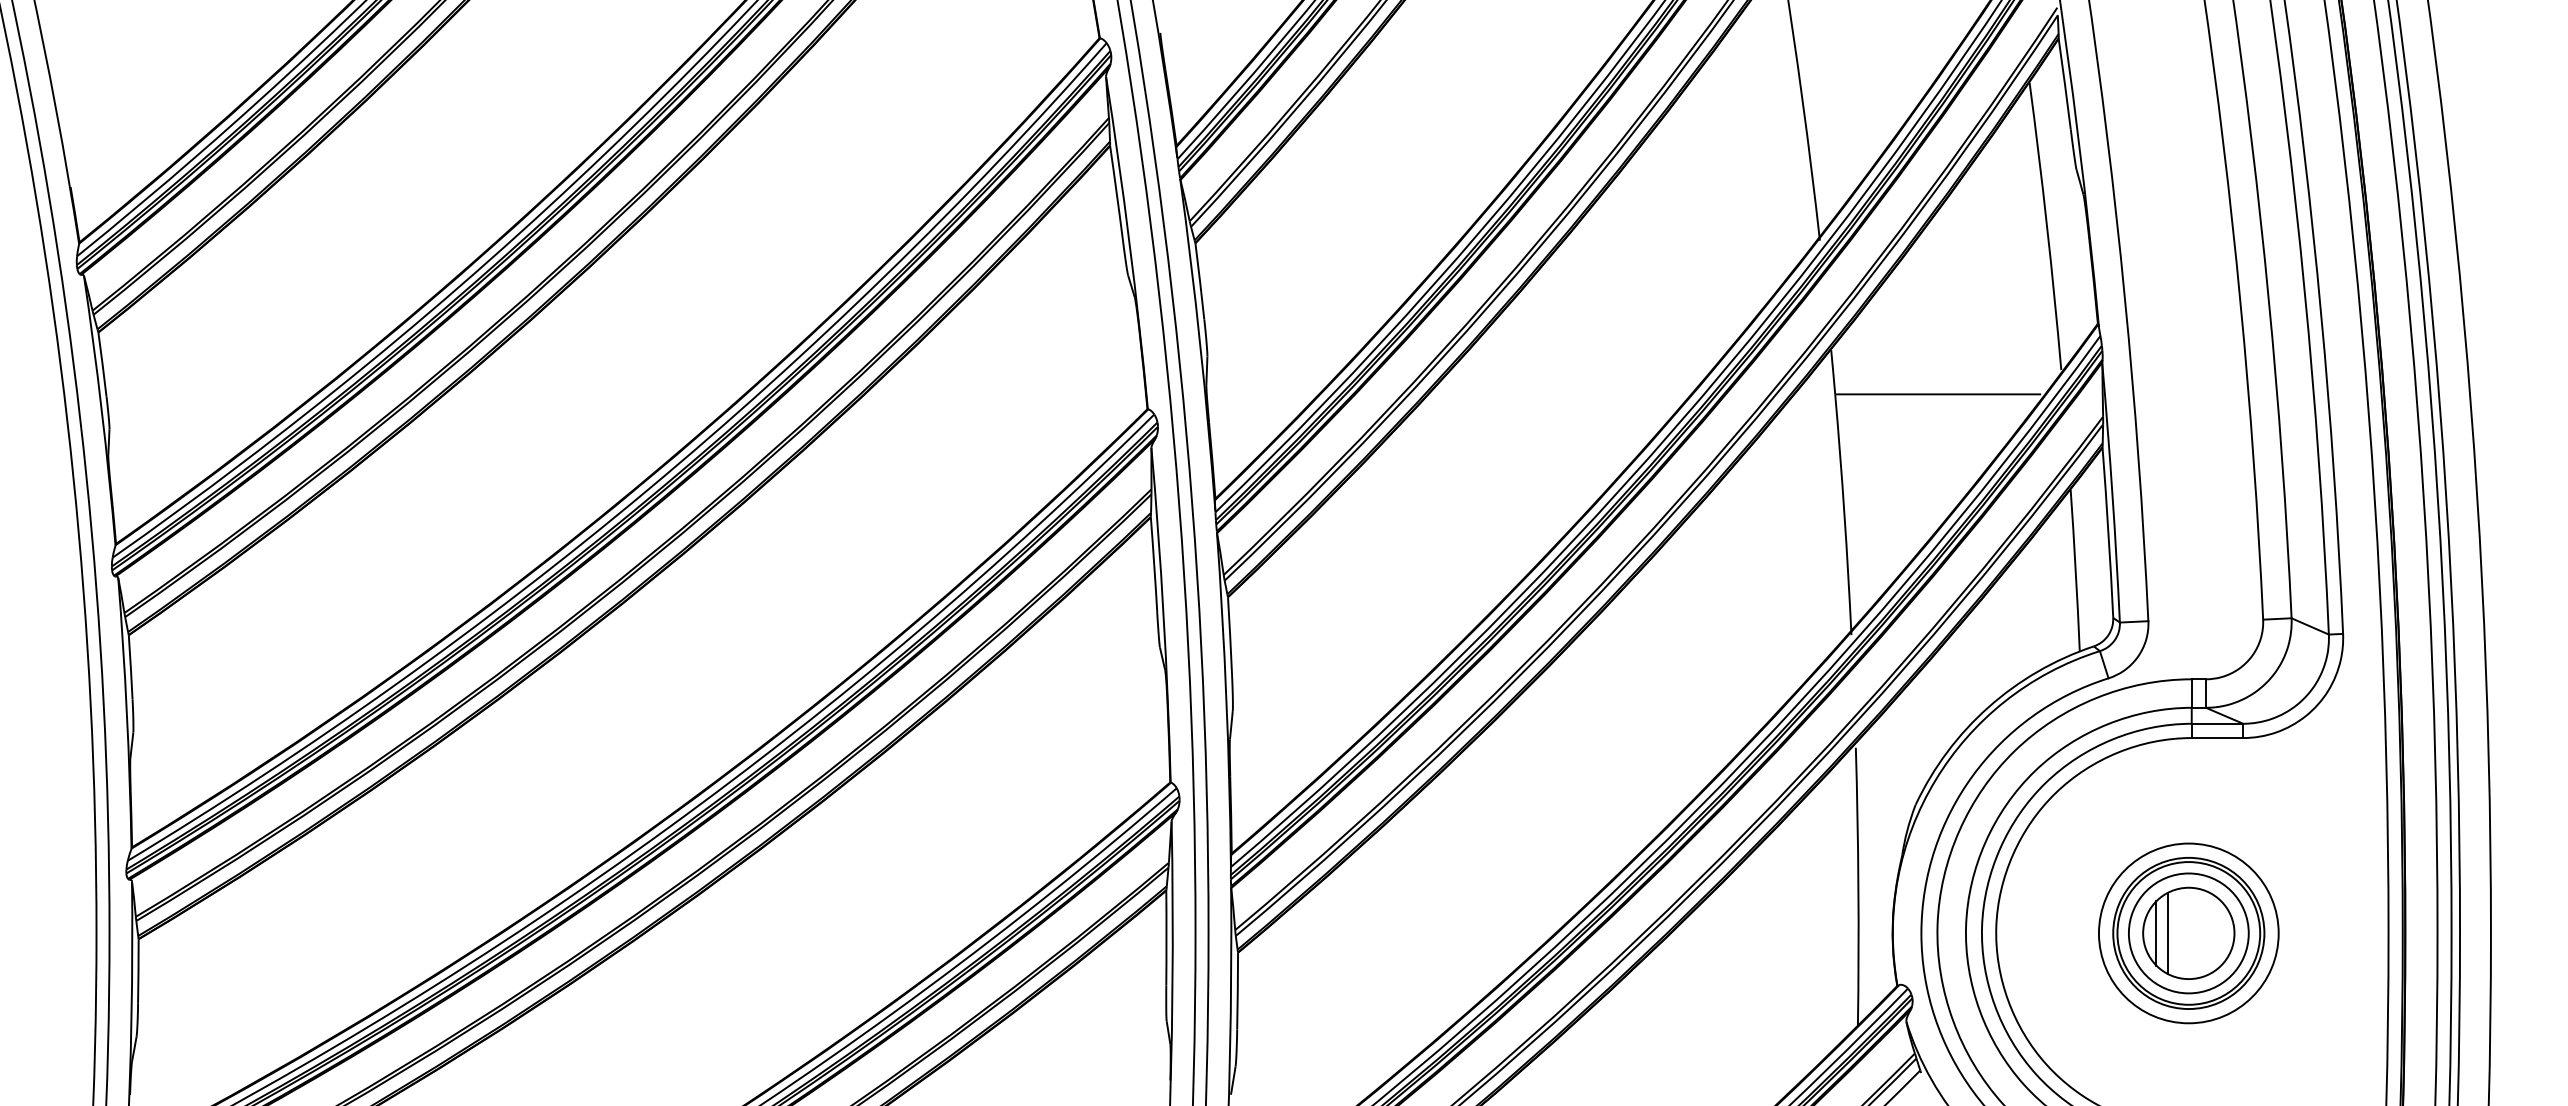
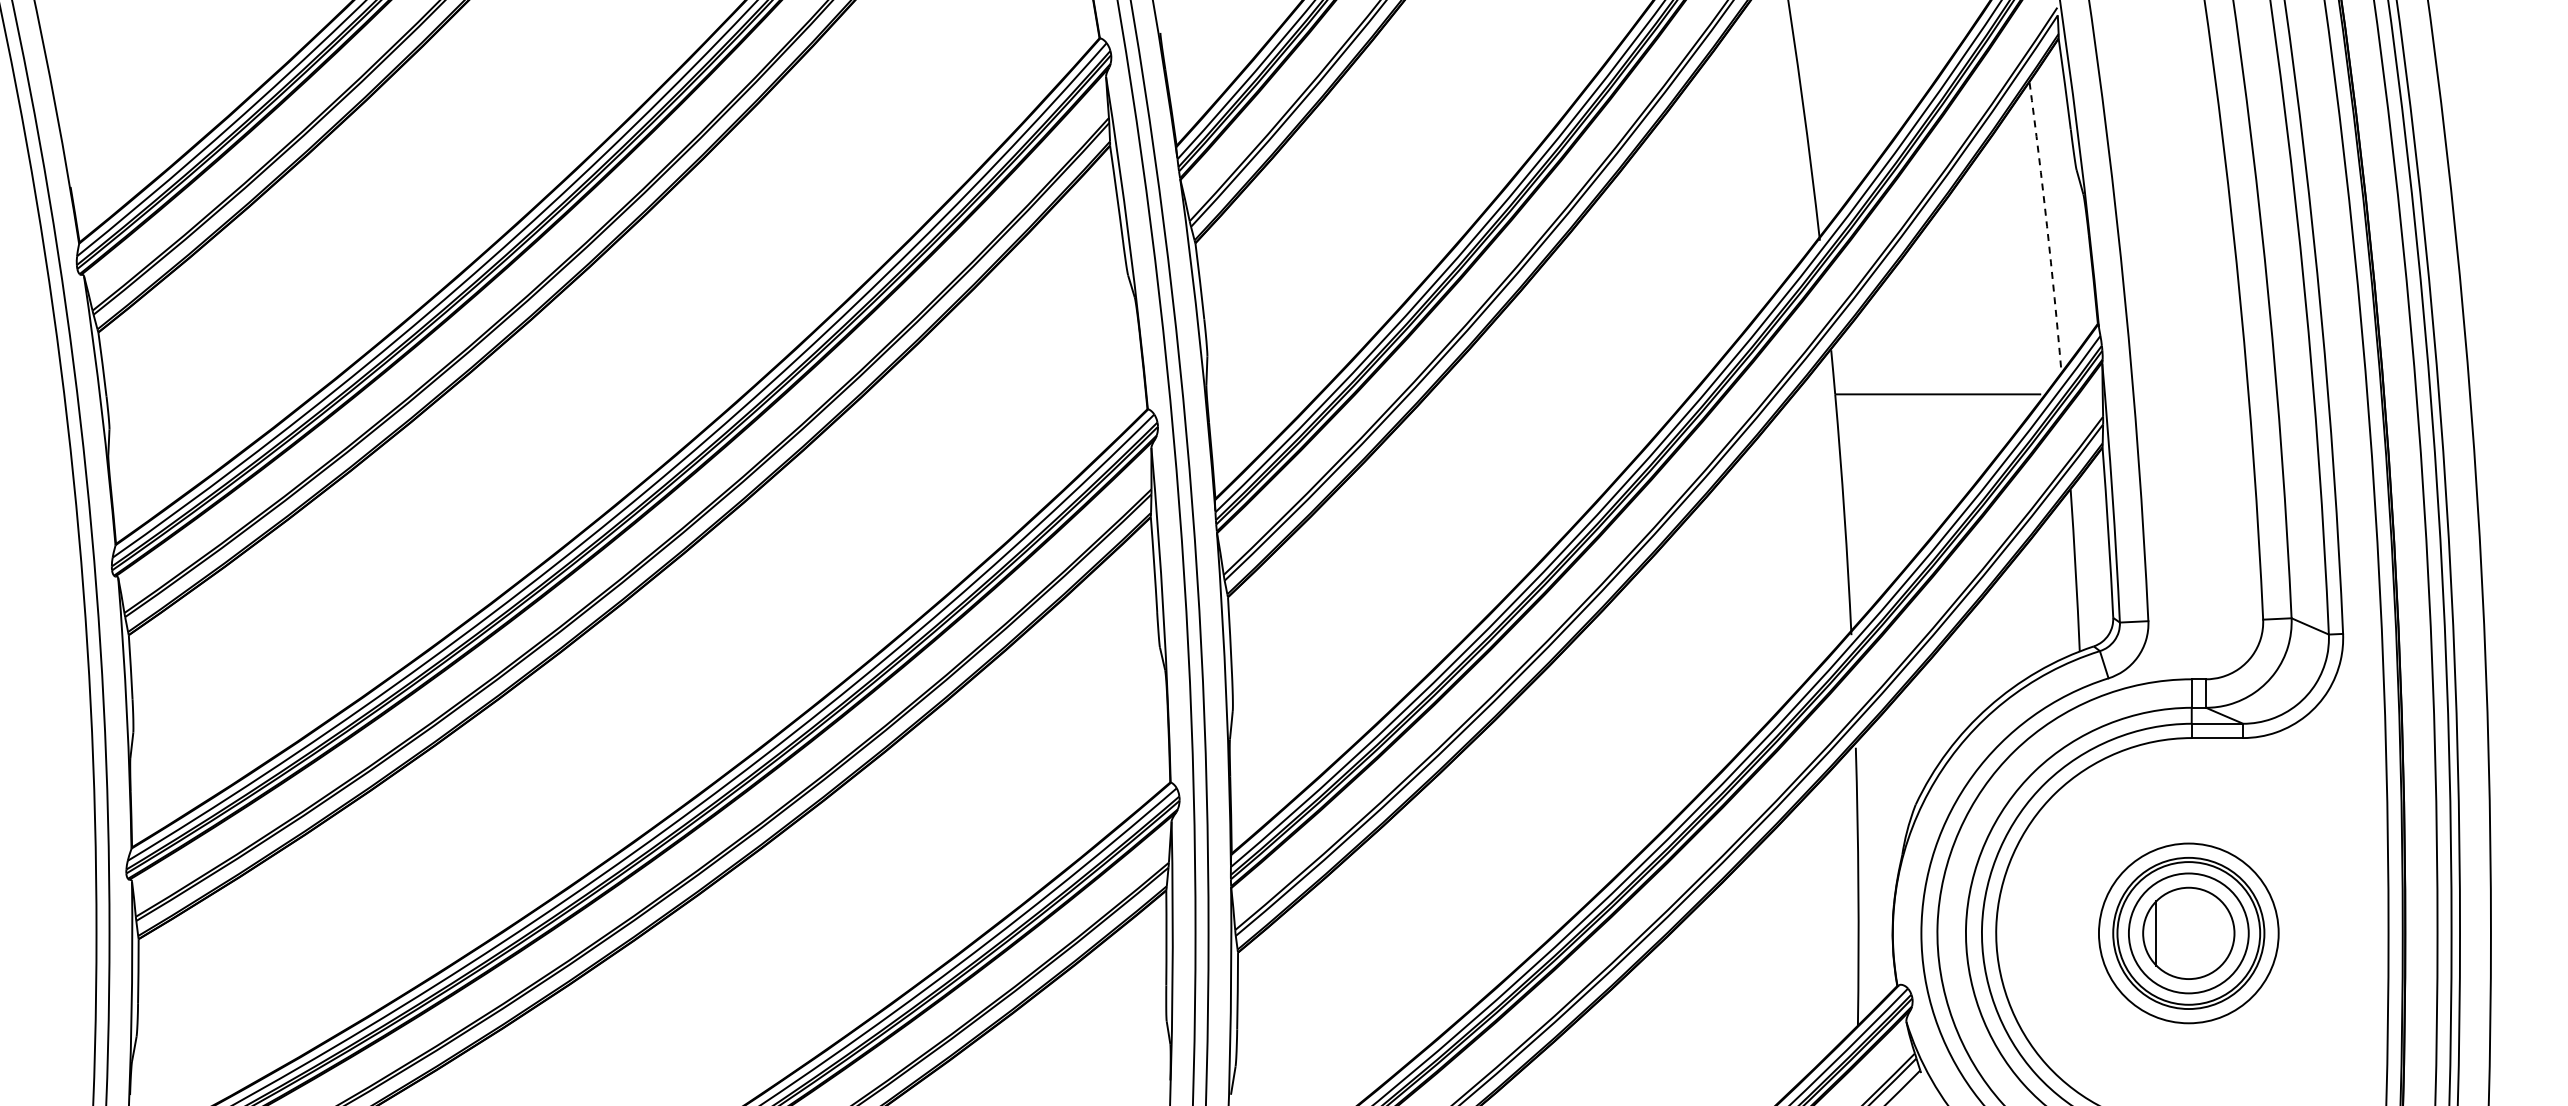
arc: solid -> dashed (2047, 226)
line: present -> none (2167, 933)
